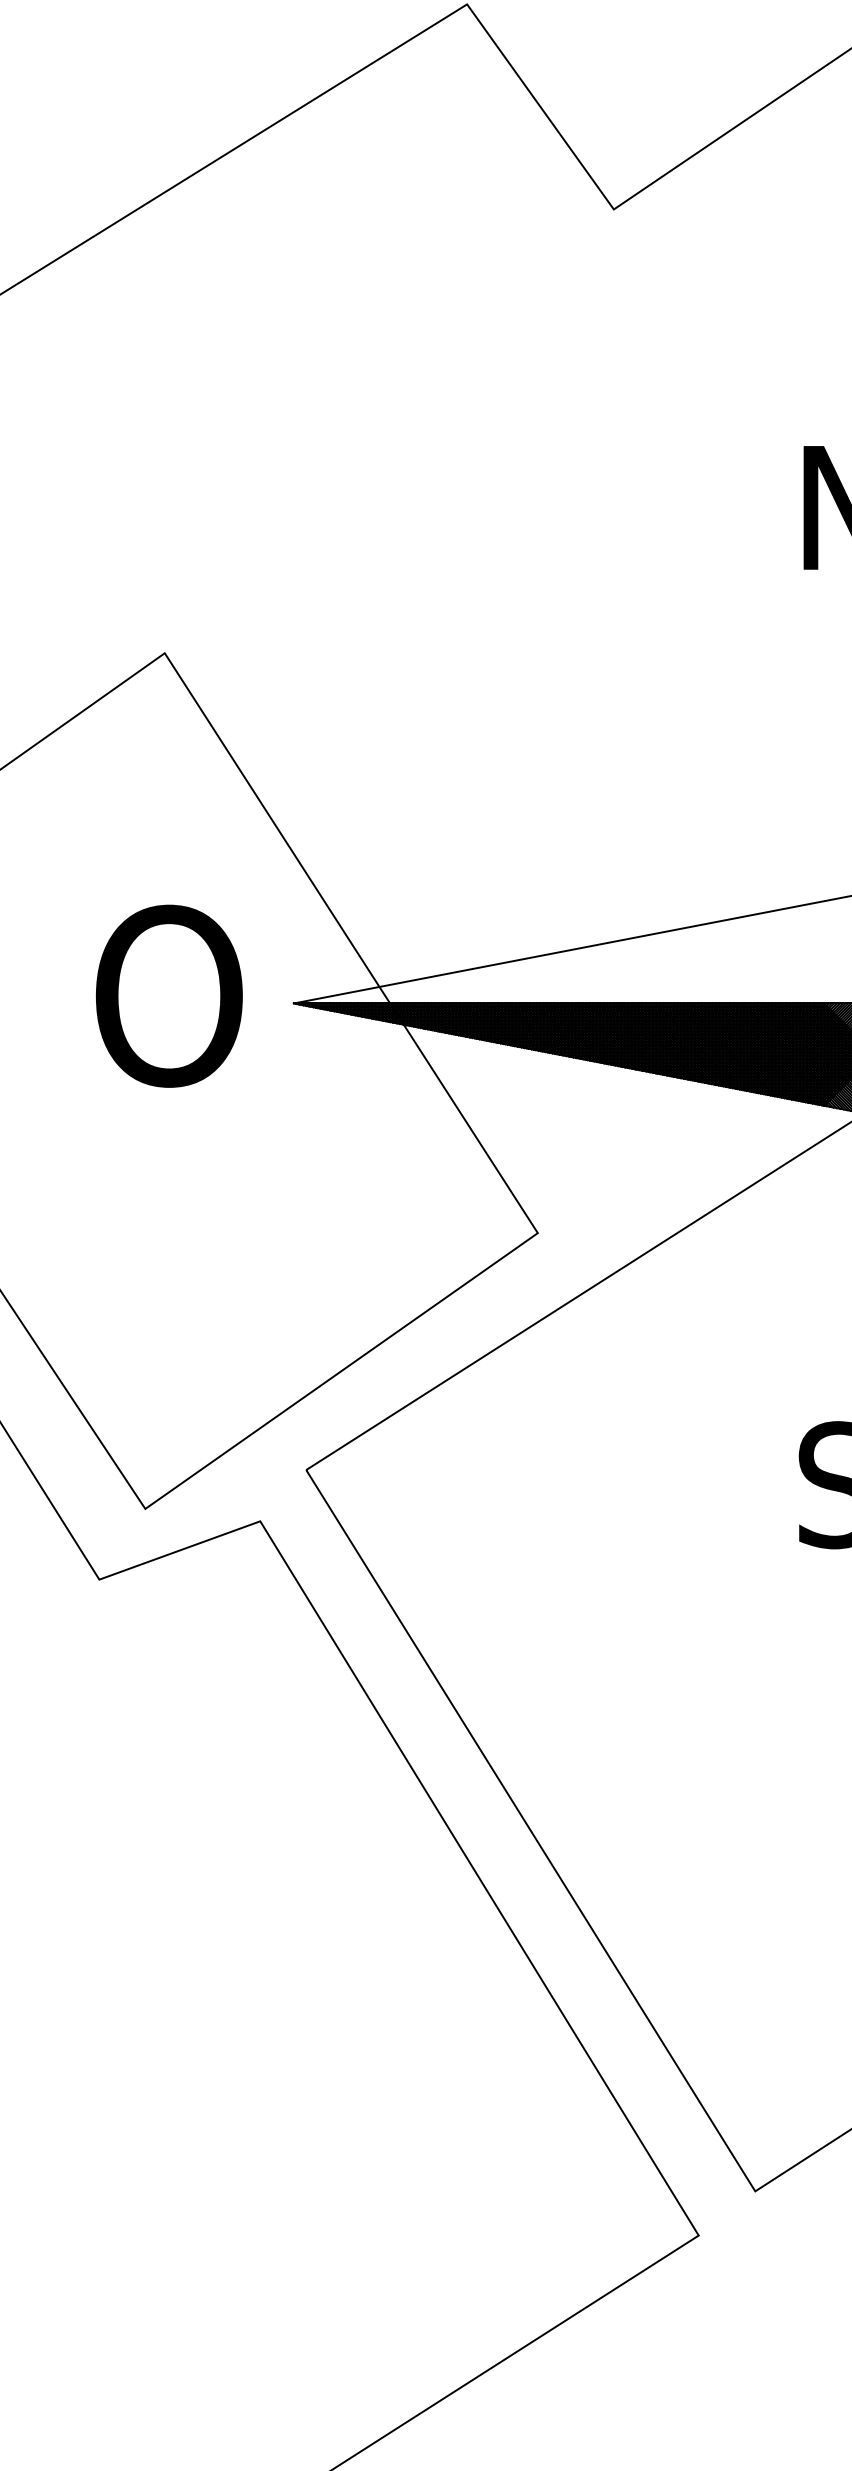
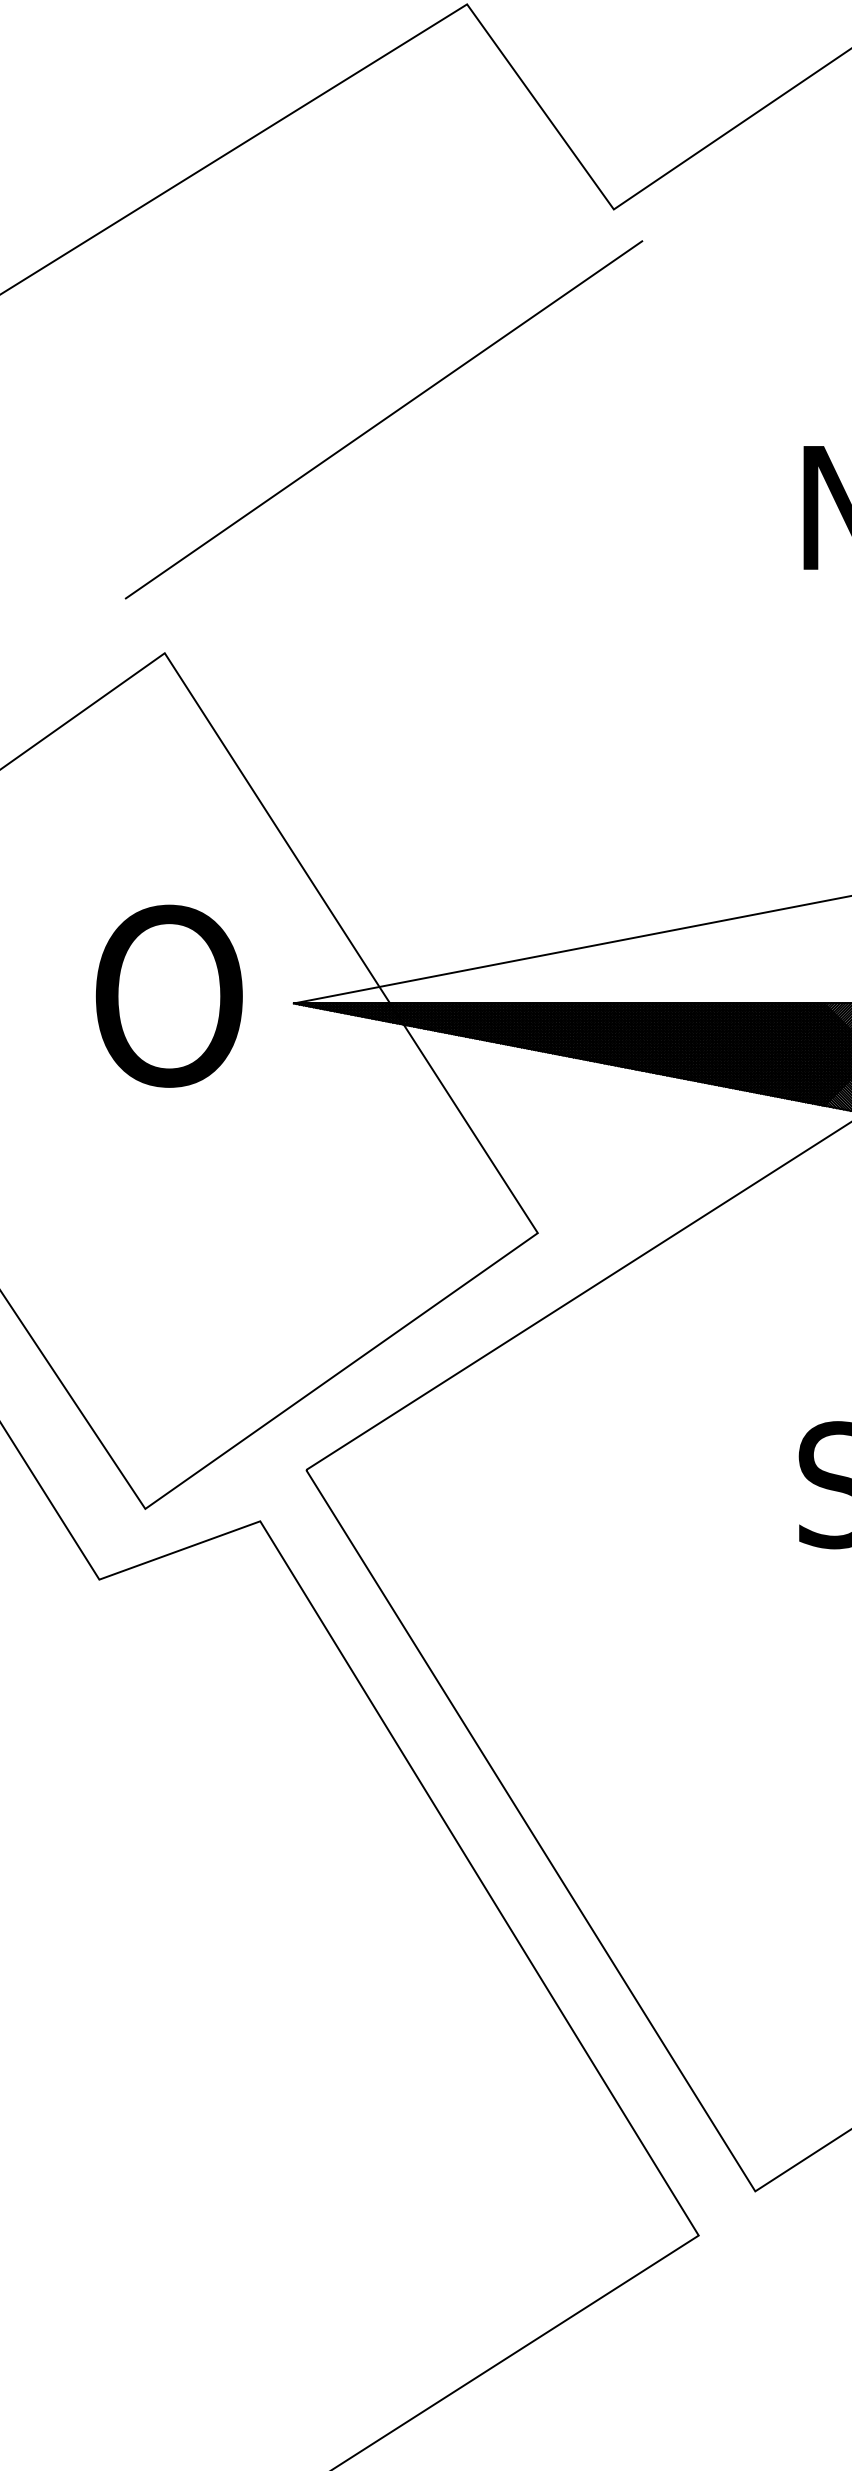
line: none -> present (383, 419)
